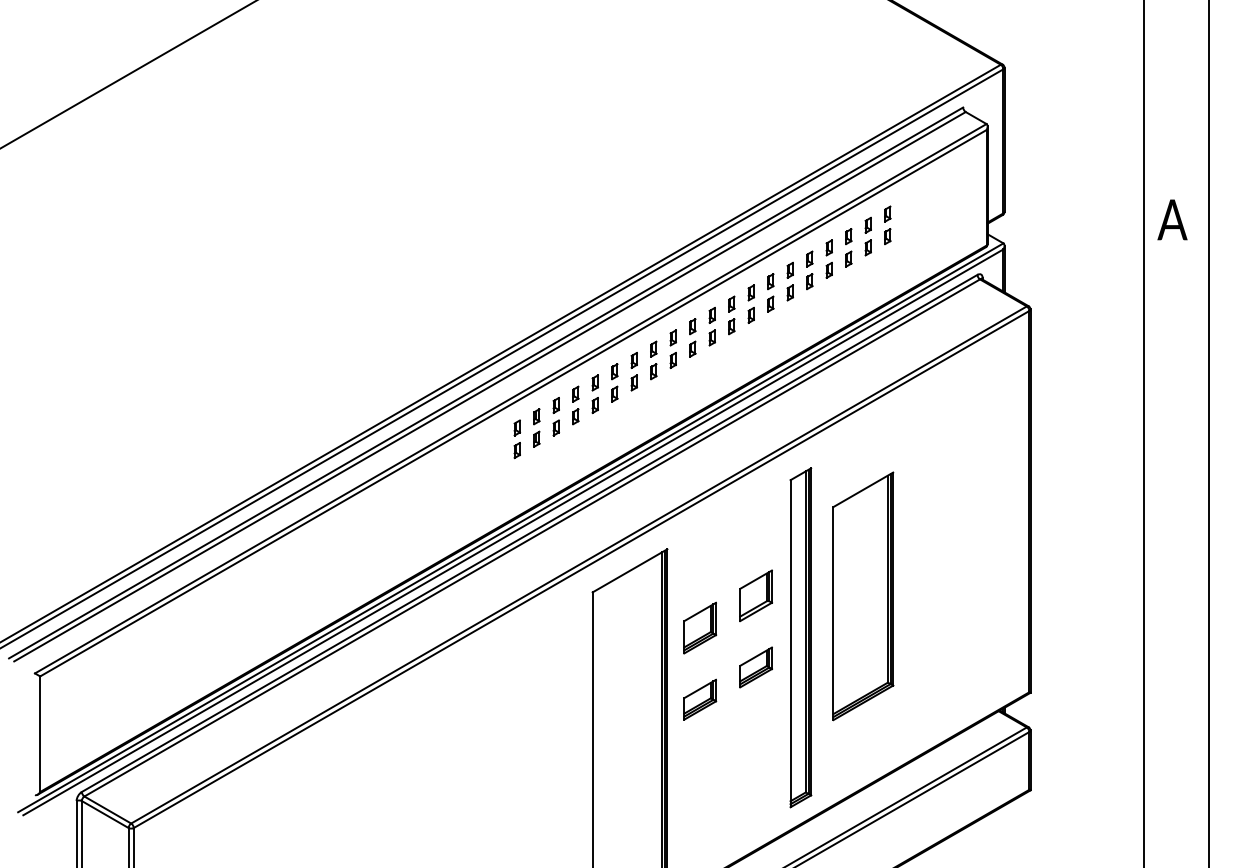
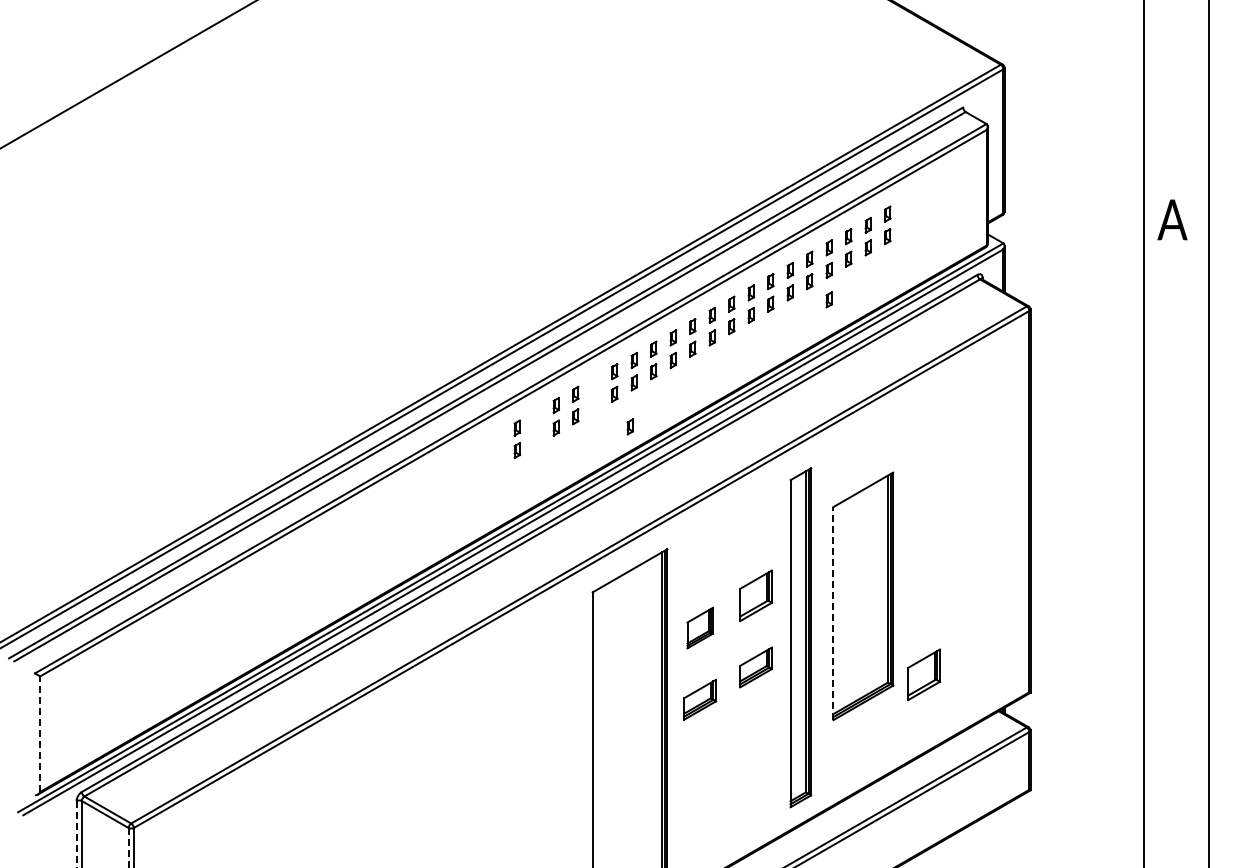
part: none -> present (828, 299)
part: present -> none (594, 393)
part: none -> present (629, 426)
part: present -> none (536, 427)
line: solid -> dashed (833, 613)
part size: 35x54 px -> 28x44 px (699, 627)
part: none -> present (923, 674)
line: solid -> dashed (40, 734)
line: solid -> dashed (76, 834)
line: solid -> dashed (128, 847)
